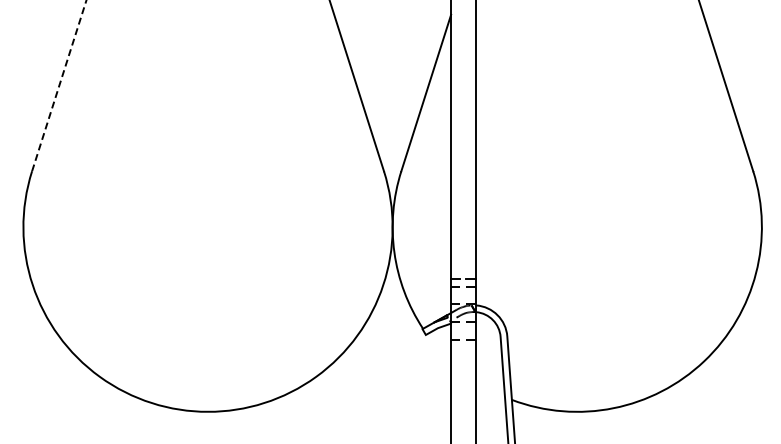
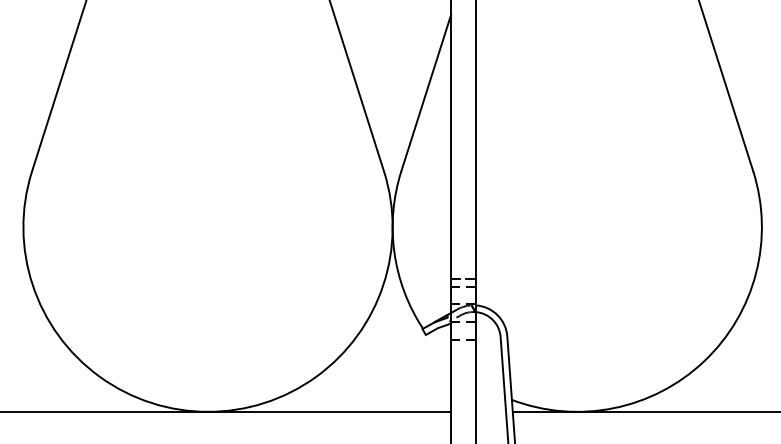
line: dashed -> solid (59, 85)
line: none -> present (226, 411)
line: none -> present (644, 411)
